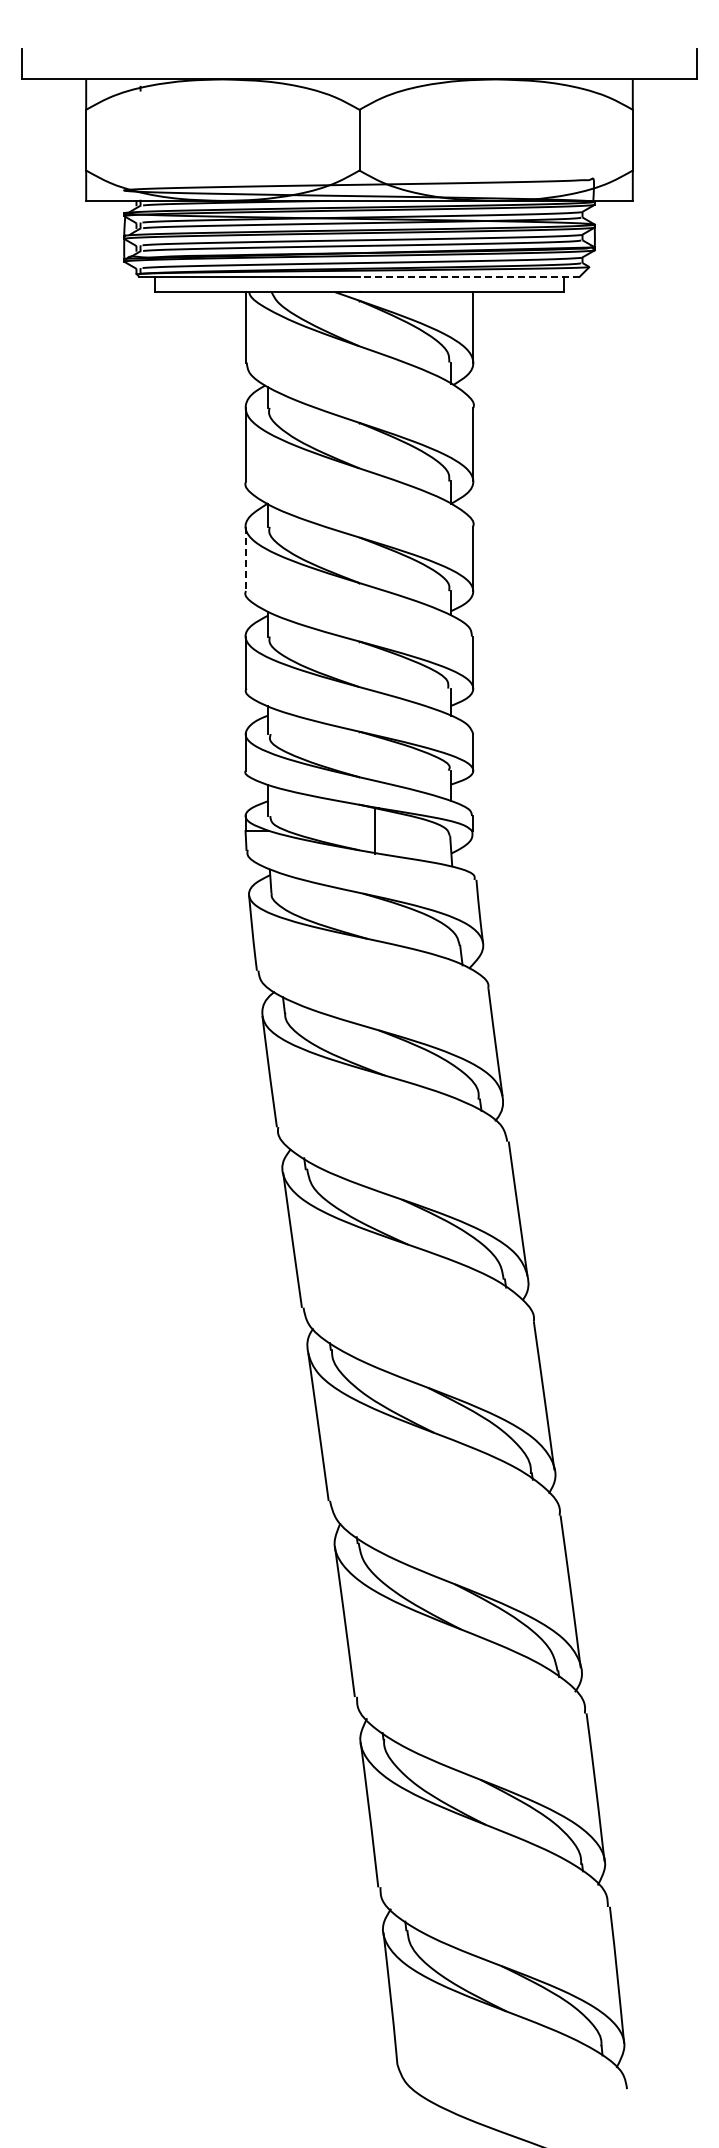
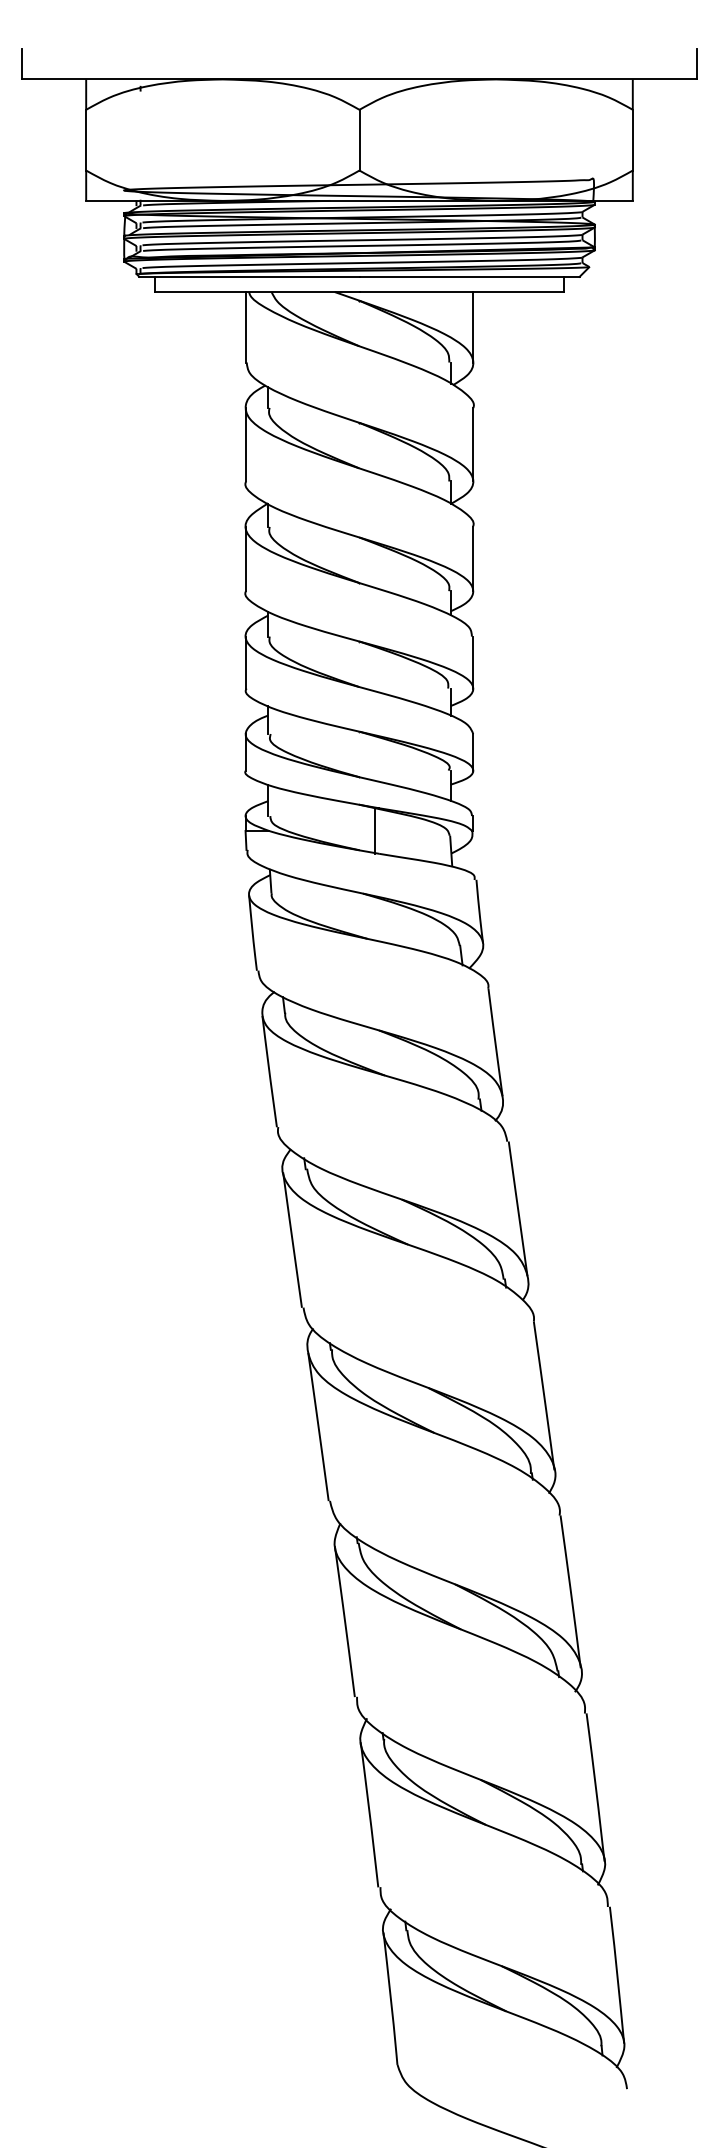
line: dashed -> solid (469, 276)
line: dashed -> solid (245, 559)
